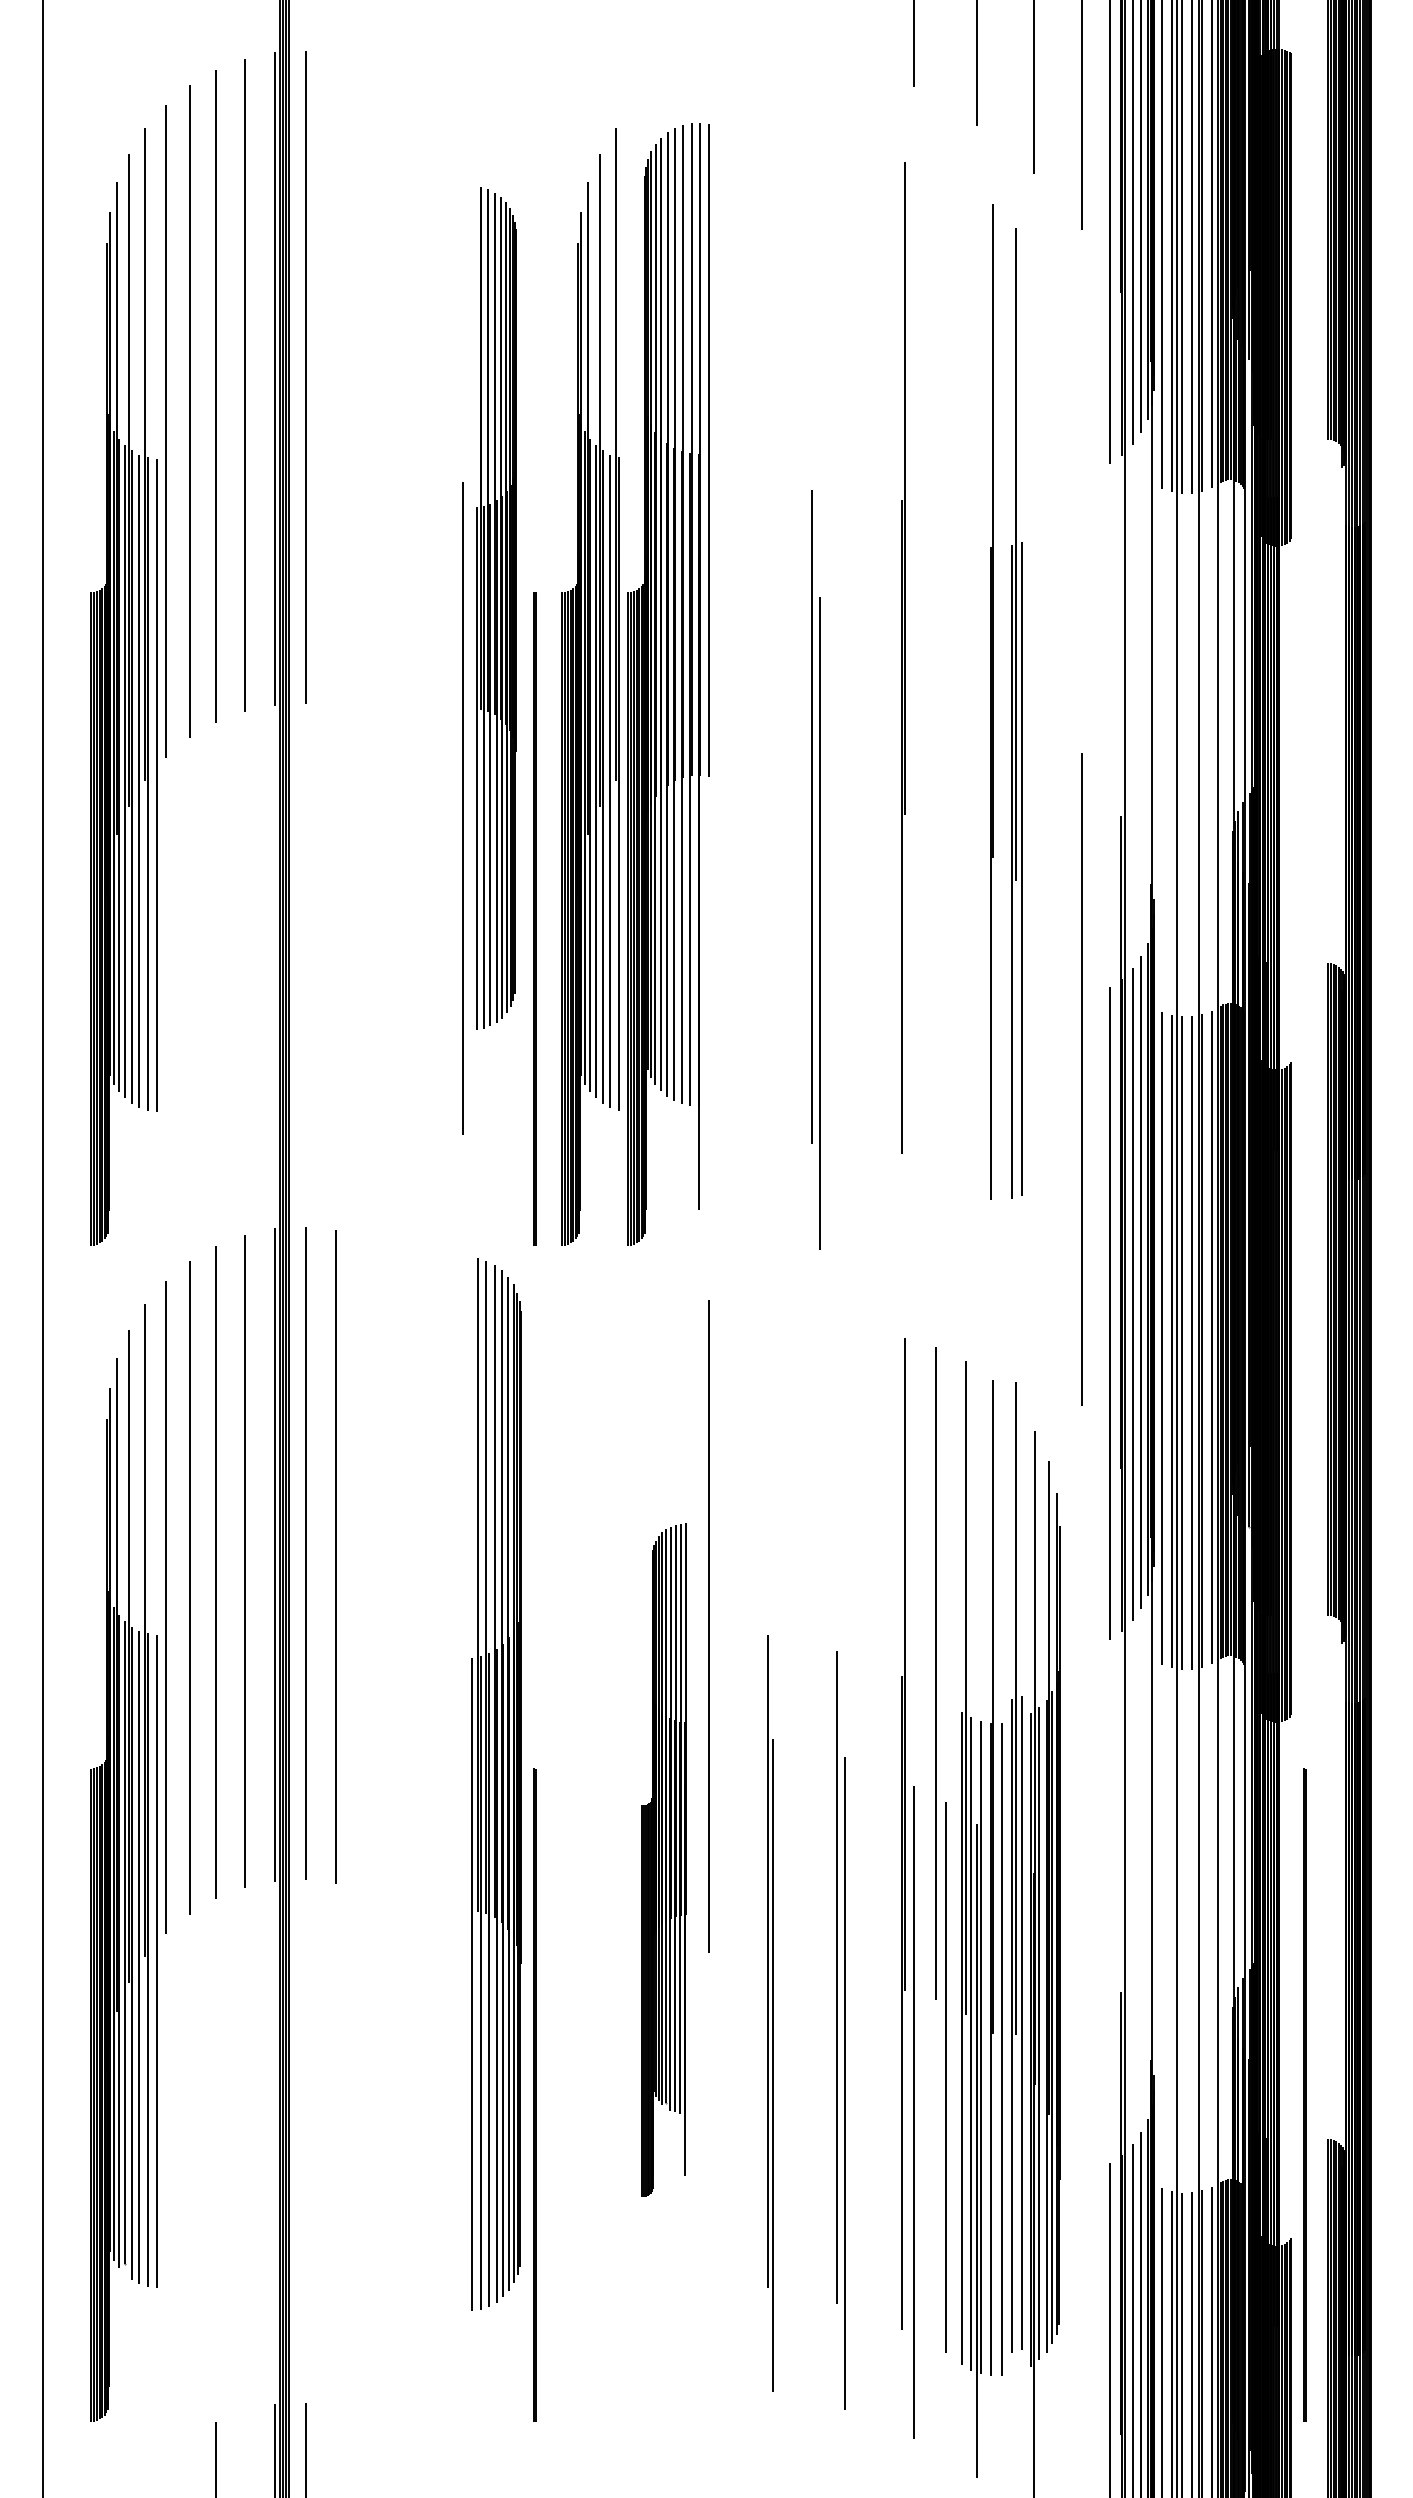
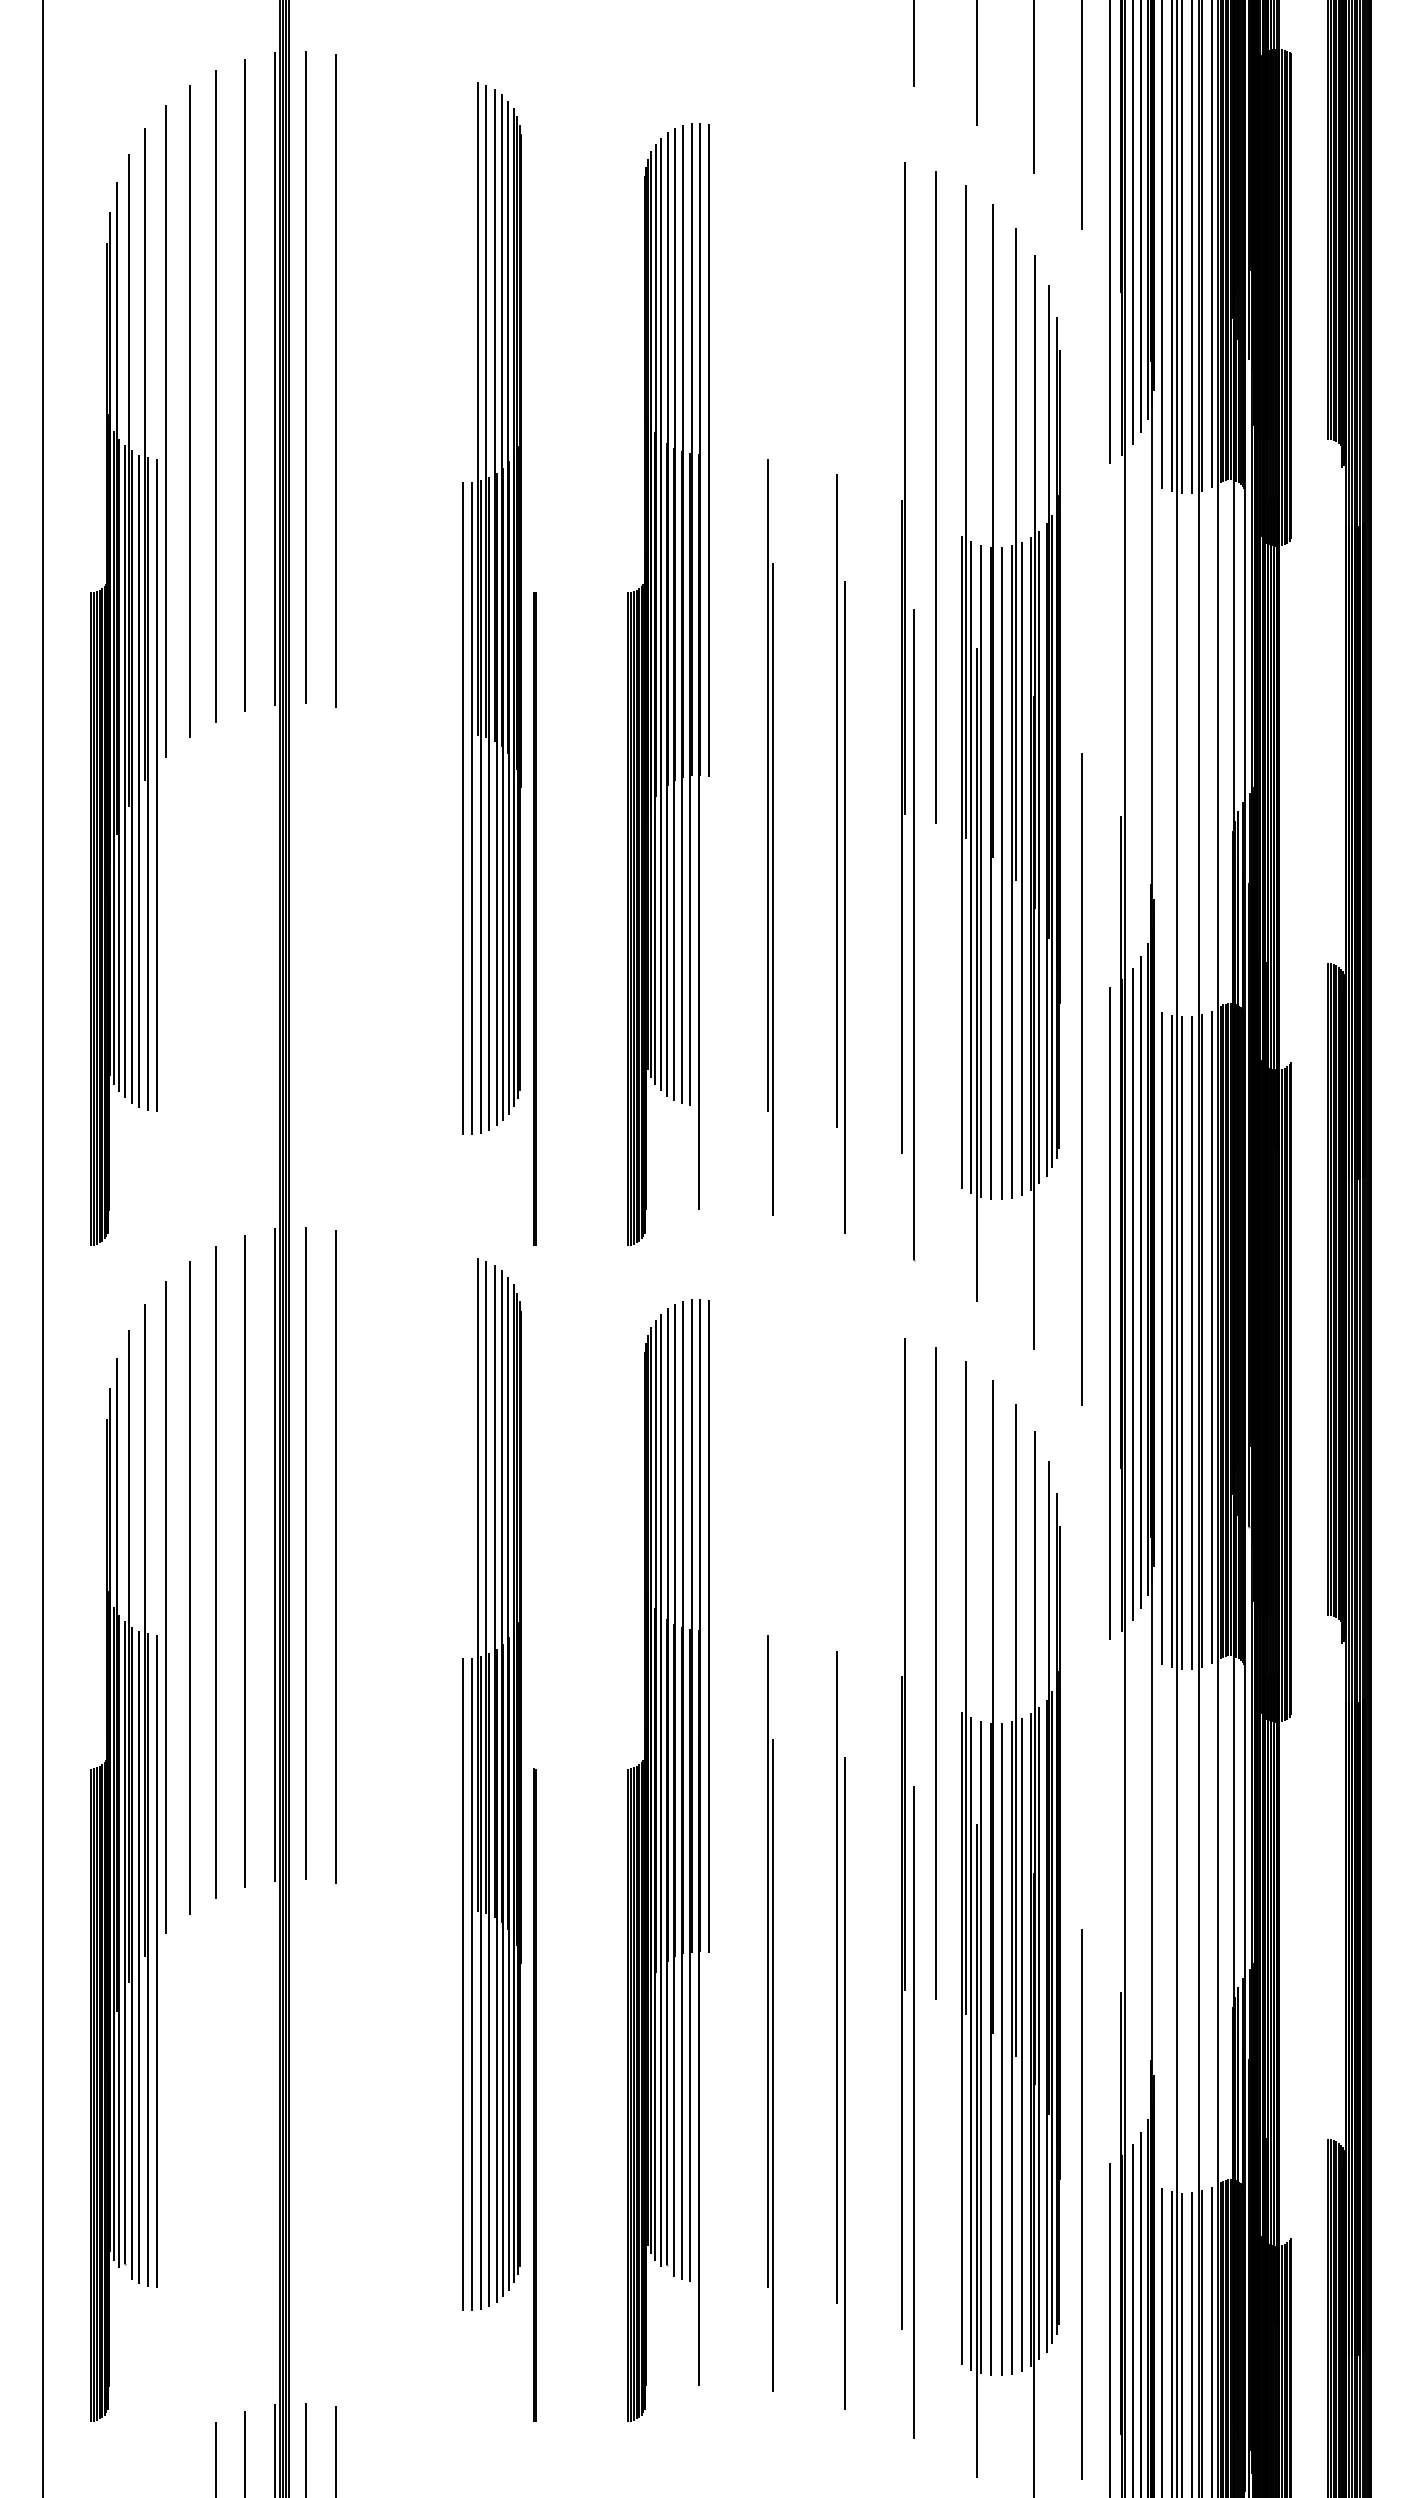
line: none -> present (335, 380)
line: none -> present (935, 497)
part size: 41x843 px -> 51x1053 px (496, 608)
part: present -> none (590, 686)
part: none -> present (971, 743)
part: none -> present (1045, 802)
part: none -> present (770, 837)
part position: (815, 869) -> (840, 853) (840, 853)
line: none -> present (1001, 873)
line: none -> present (914, 935)
part size: 46x674 px -> 74x1123 px (663, 1860)
part position: (1016, 1867) -> (1016, 1889) (1016, 1889)
line: none -> present (462, 1984)
line position: (945, 2077) -> (1081, 2204) (1081, 2204)
line: present -> none (1304, 2094)
line: none -> present (336, 2450)
line: none -> present (244, 2452)
